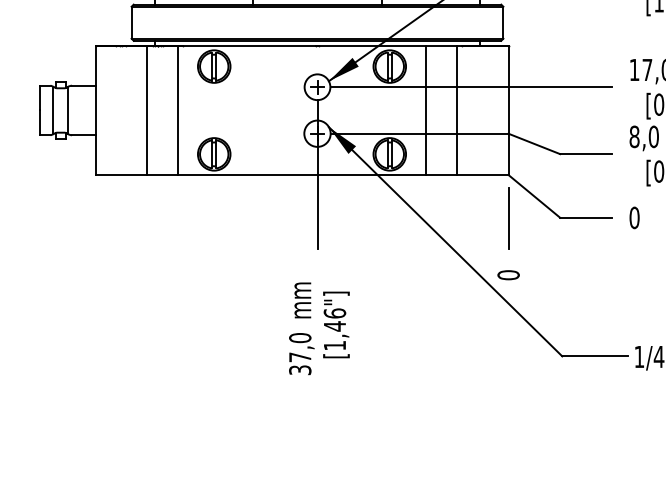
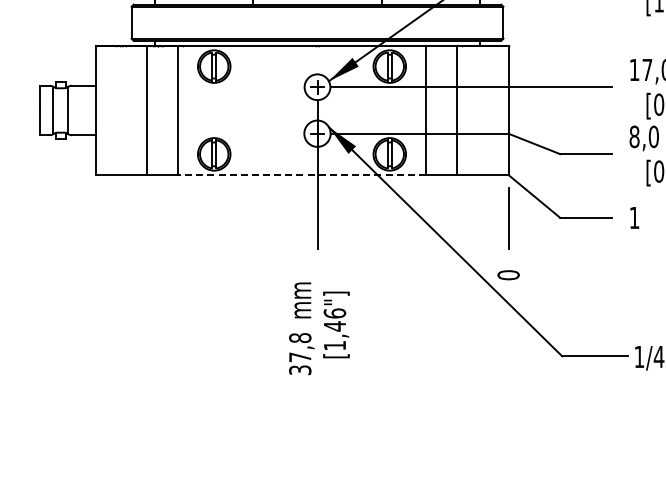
line: solid -> dashed (302, 175)
text: 0 -> 1 (634, 217)
text: 37,0 -> 37,8 (300, 338)
